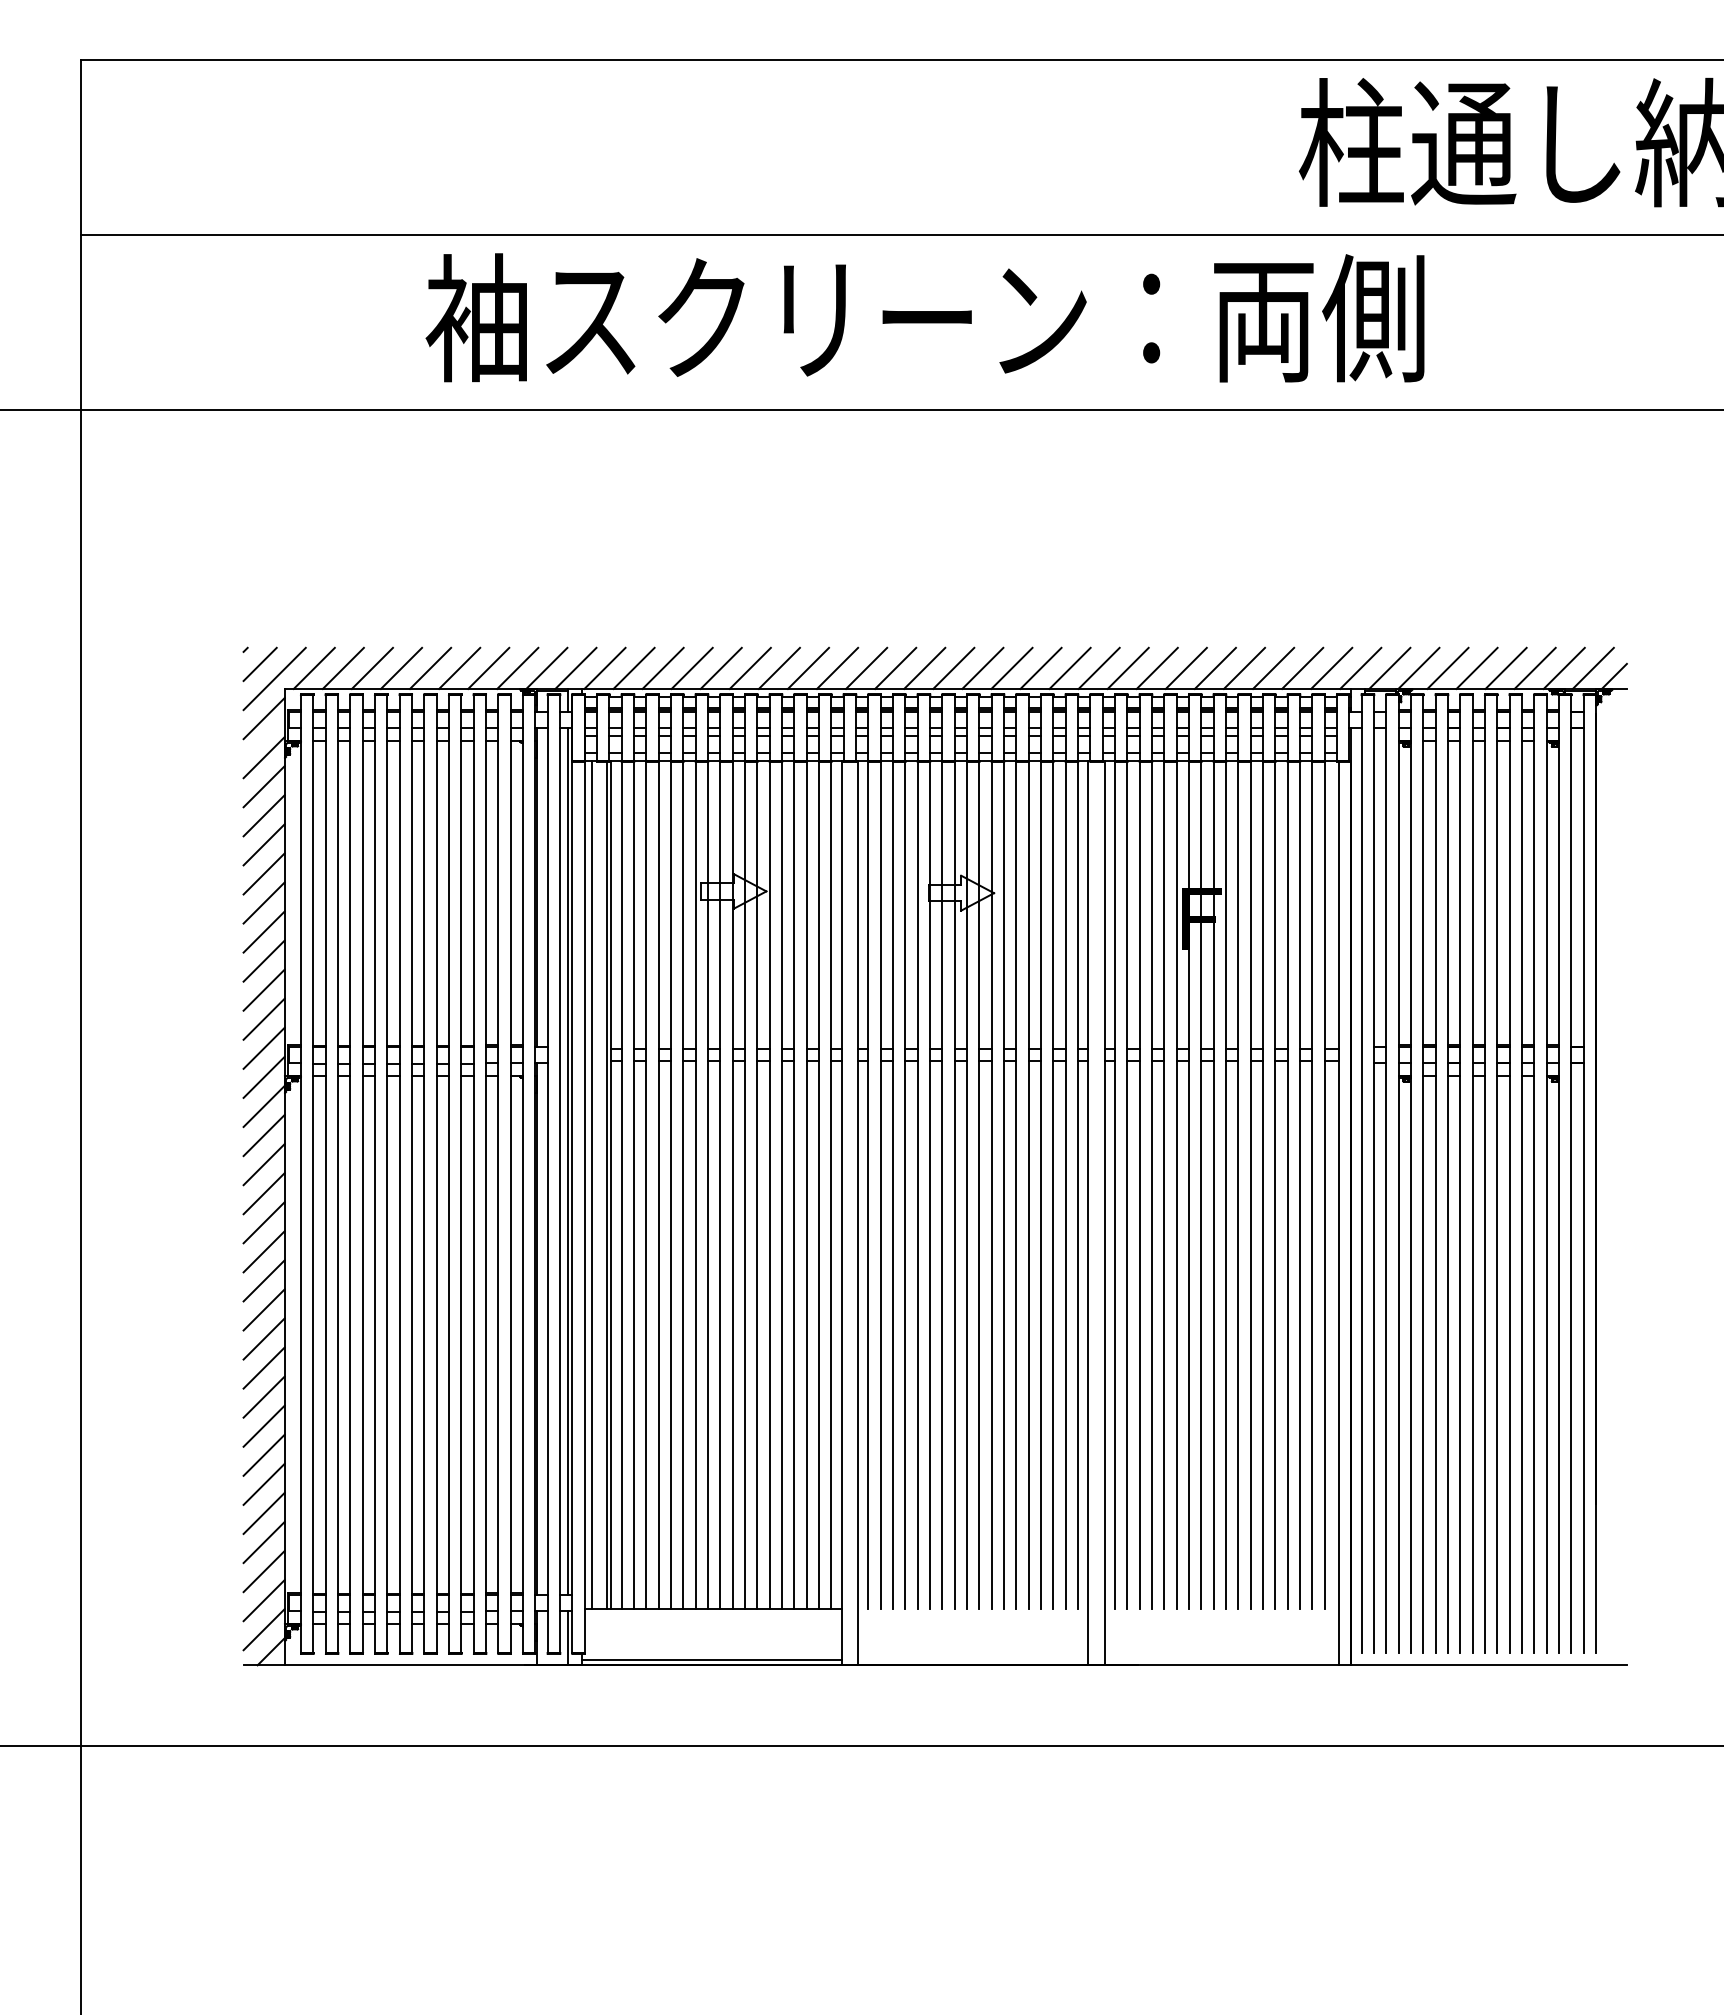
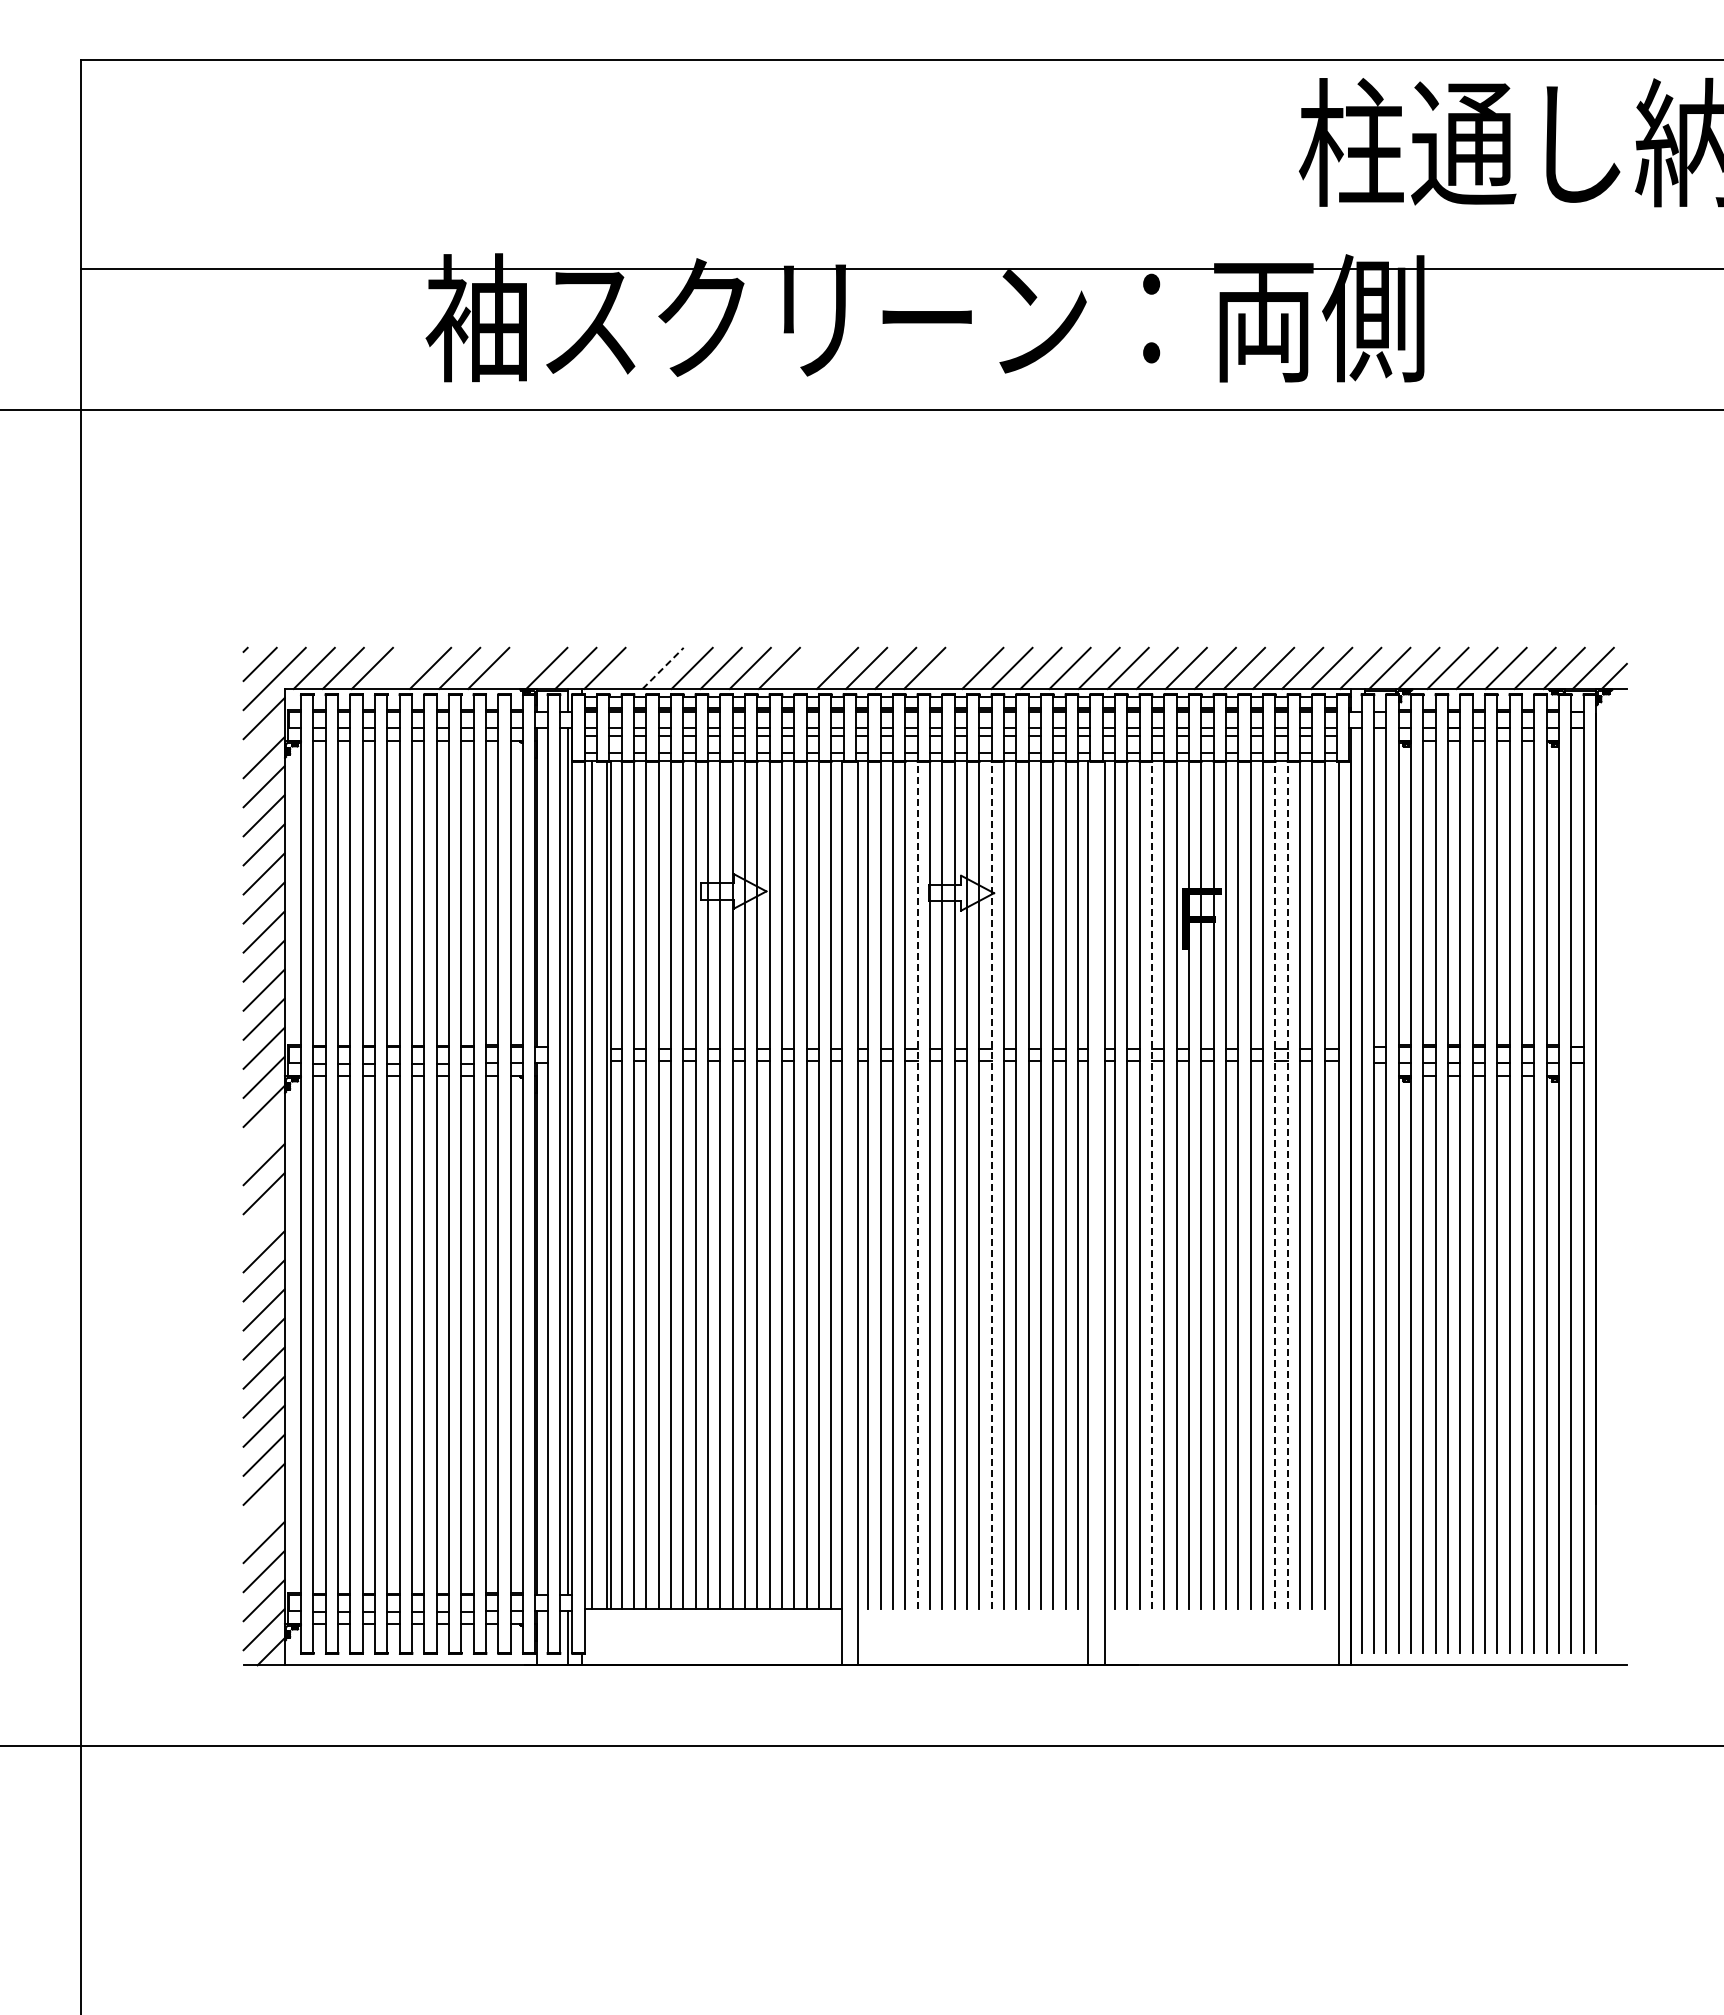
line position: (900, 235) -> (900, 269) (900, 269)
line: present -> none (401, 667)
line: present -> none (517, 667)
line: present -> none (633, 667)
line: present -> none (808, 667)
line: present -> none (953, 667)
line: solid -> dashed (663, 668)
line: present -> none (263, 1135)
line: solid -> dashed (917, 1185)
line: solid -> dashed (991, 1185)
line: solid -> dashed (1152, 1185)
line: solid -> dashed (1275, 1185)
line: solid -> dashed (1287, 1185)
line: present -> none (263, 1222)
line: present -> none (263, 1512)
line: present -> none (711, 1660)
